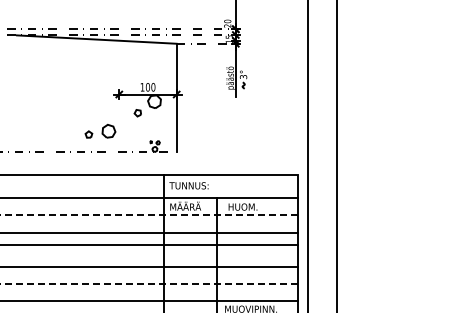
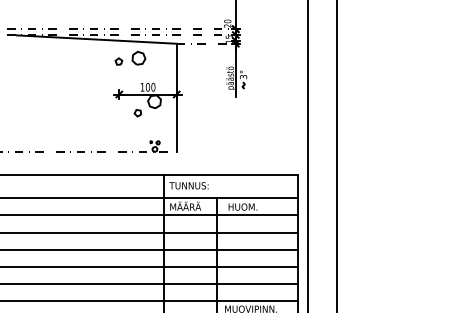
part position: (100, 130) -> (130, 57) (130, 57)
line: dashed -> solid (149, 215)
line position: (149, 244) -> (149, 249) (149, 249)
line: dashed -> solid (149, 283)
